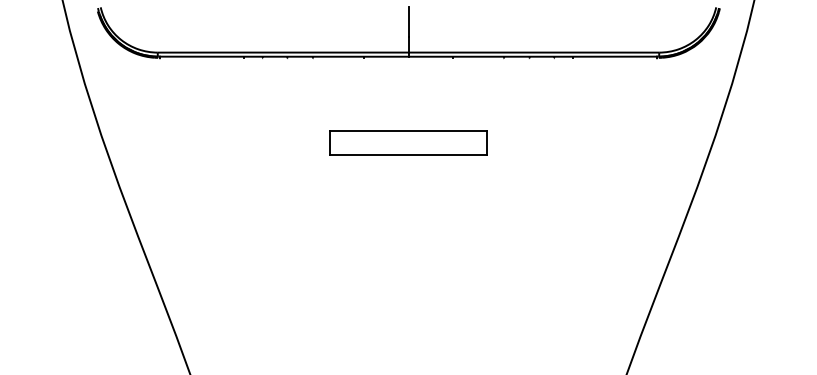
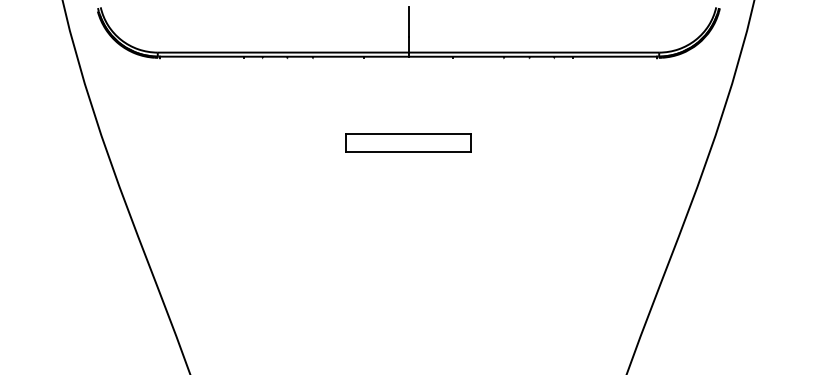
part size: 159x26 px -> 127x20 px (408, 142)
